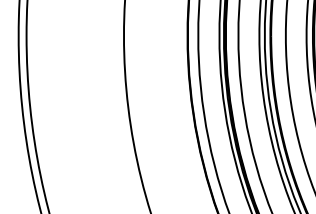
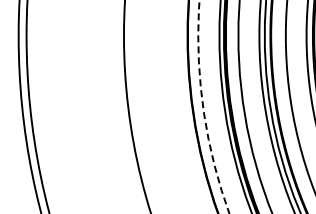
arc: solid -> dashed (203, 108)
